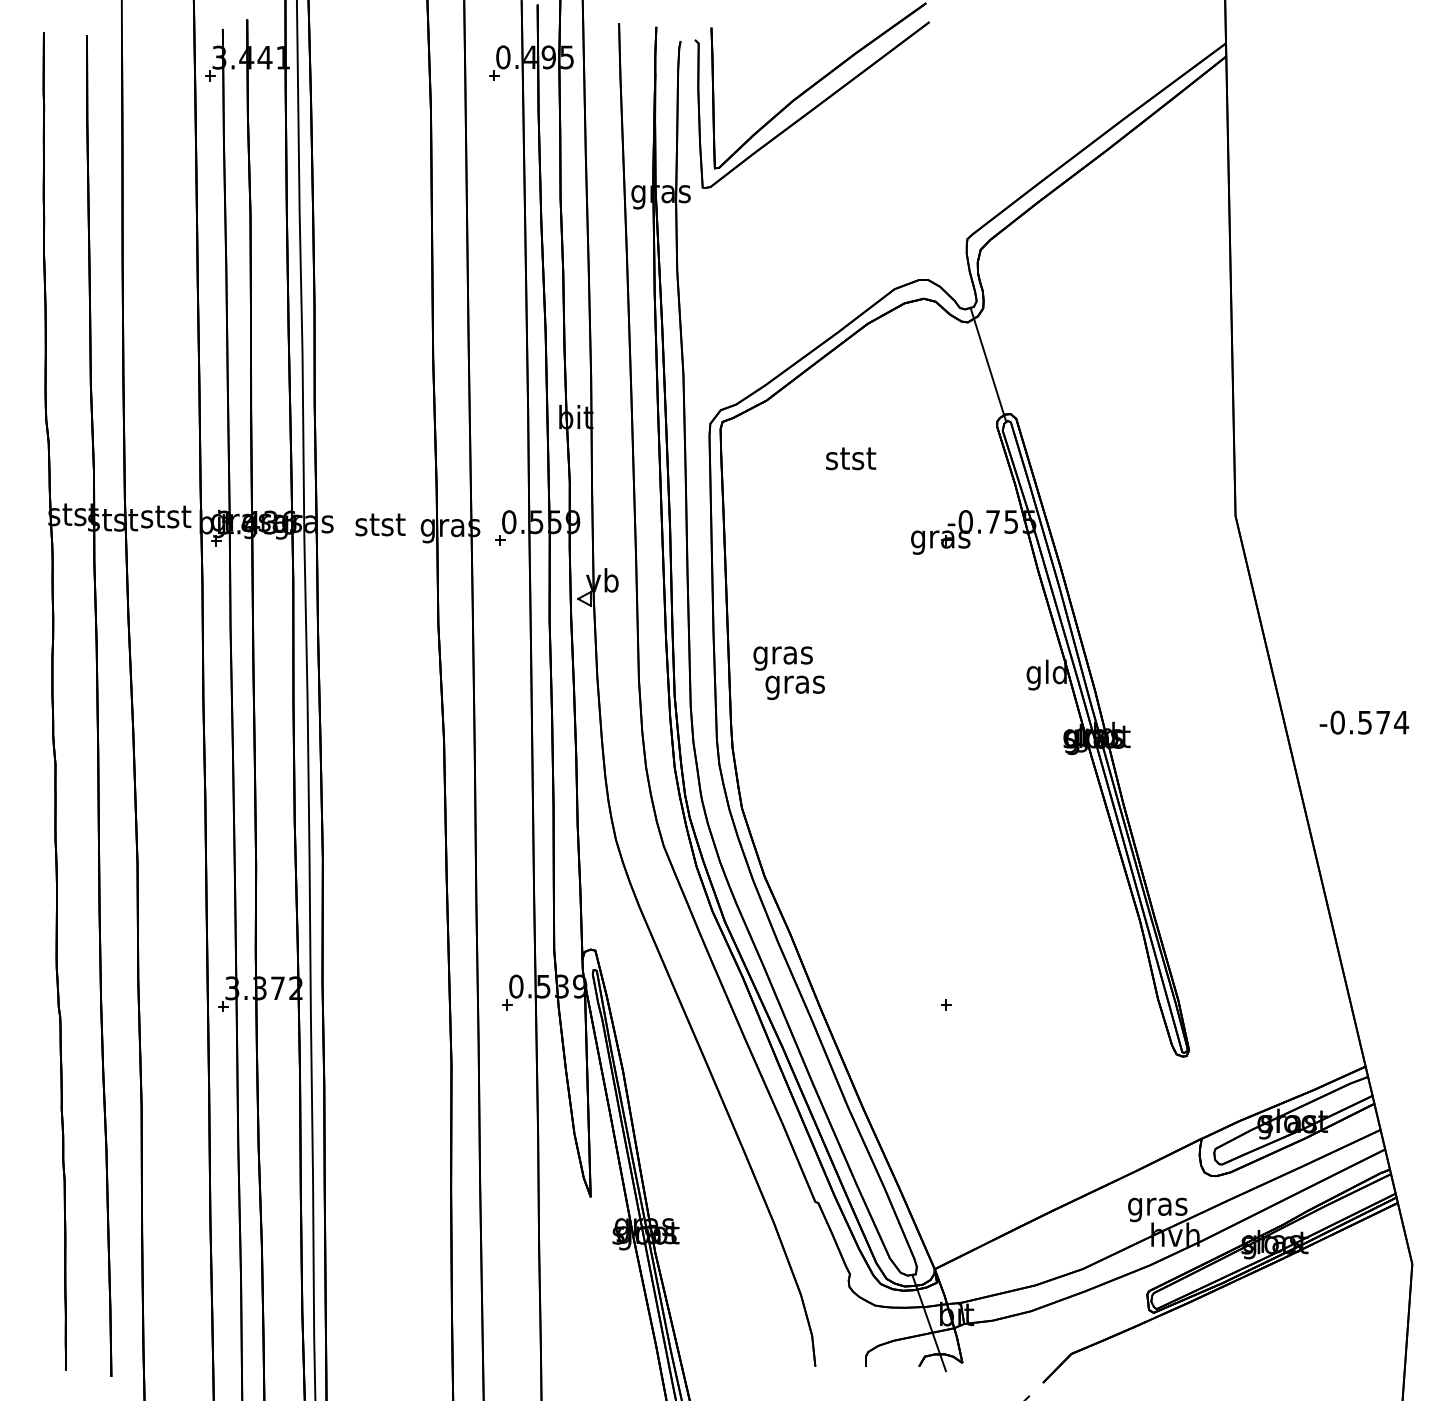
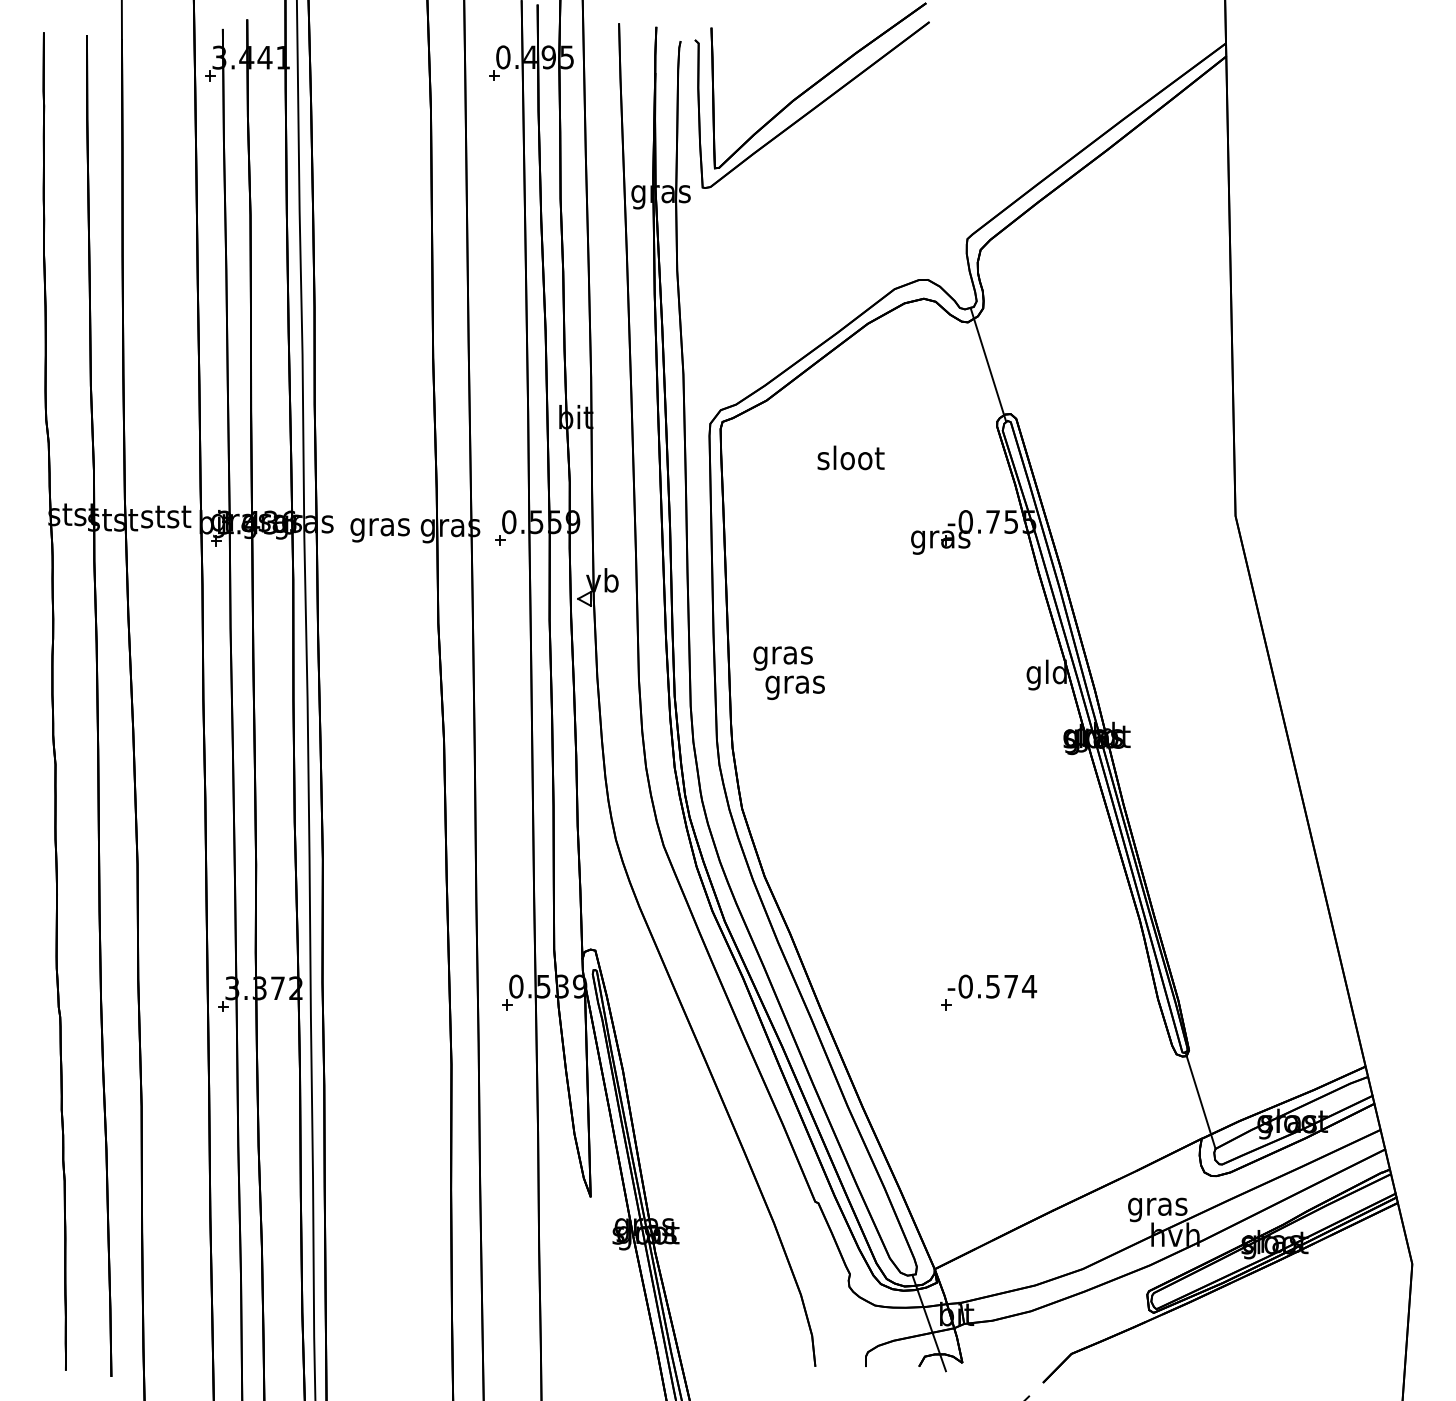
text: stst -> sloot (850, 457)
text: stst -> gras (379, 527)
text position: (1364, 722) -> (992, 986) (992, 986)
line: none -> present (1200, 1100)
